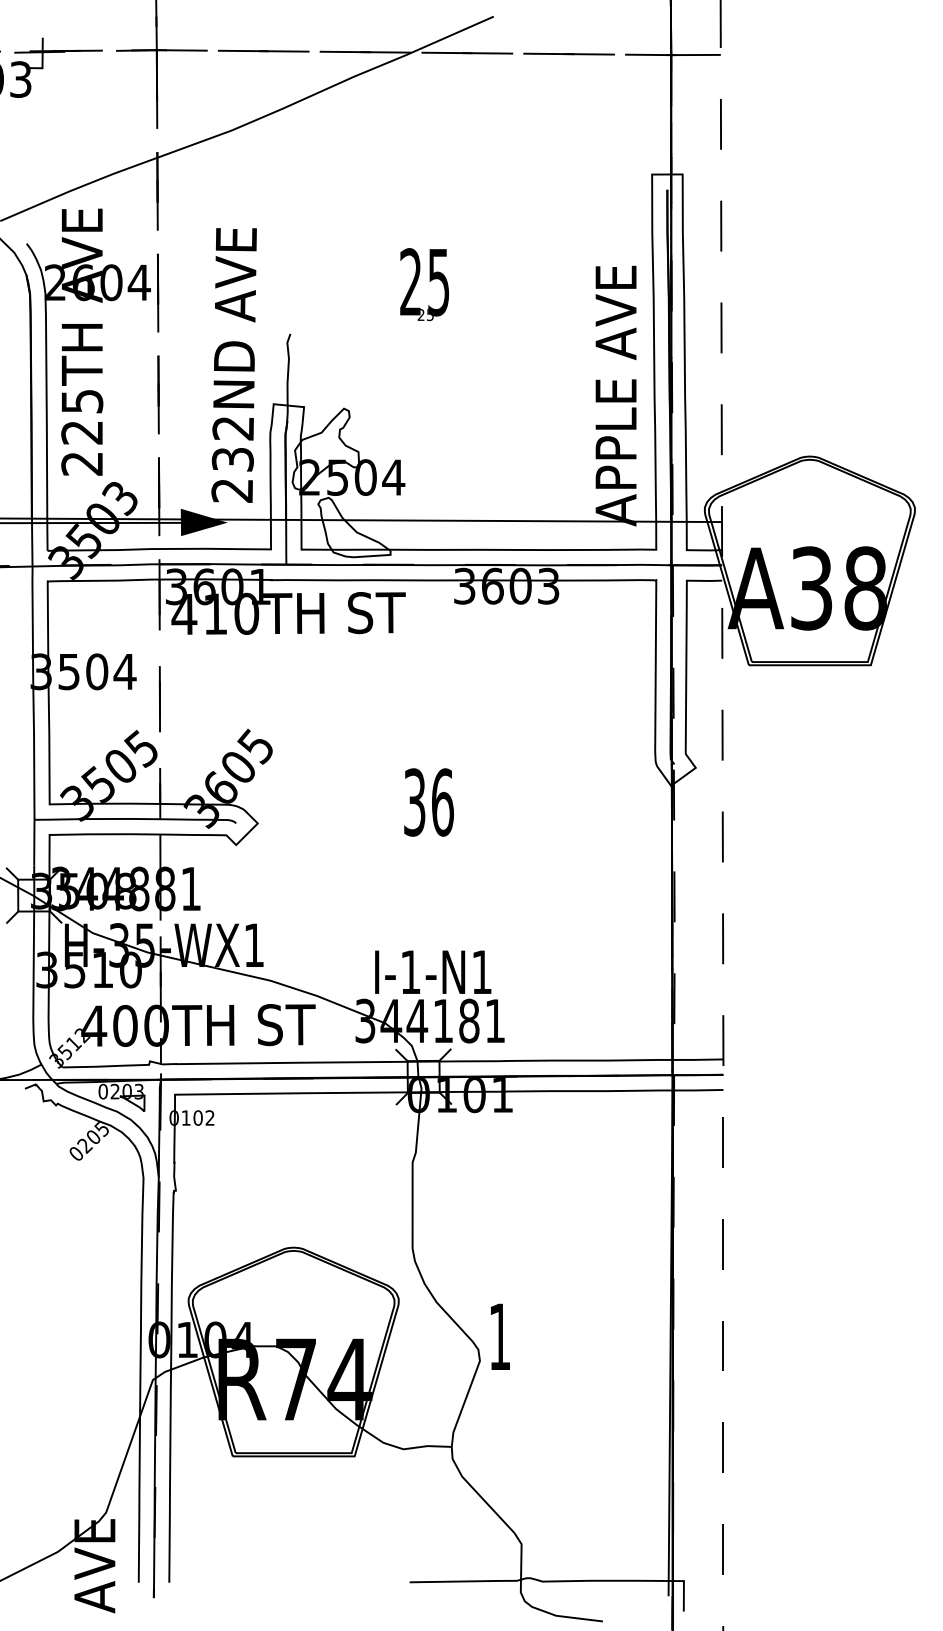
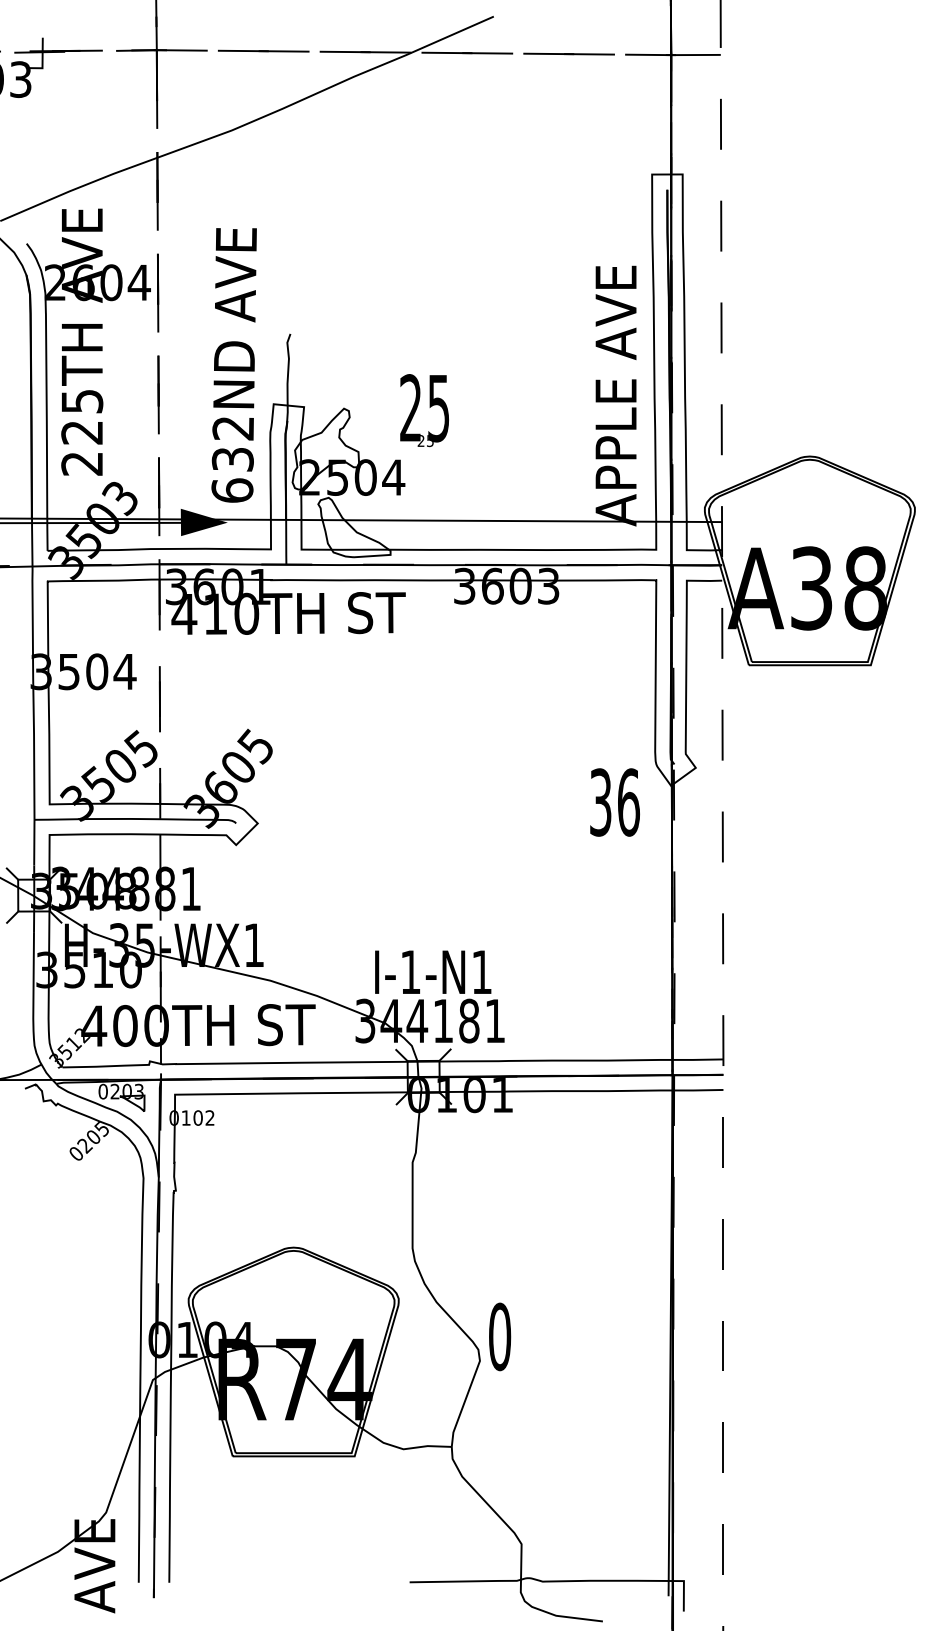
text position: (424, 284) -> (424, 410) (424, 410)
text: 232ND -> 632ND (232, 490)
text position: (428, 802) -> (614, 802) (614, 802)
text: 1 -> 0 (500, 1336)
